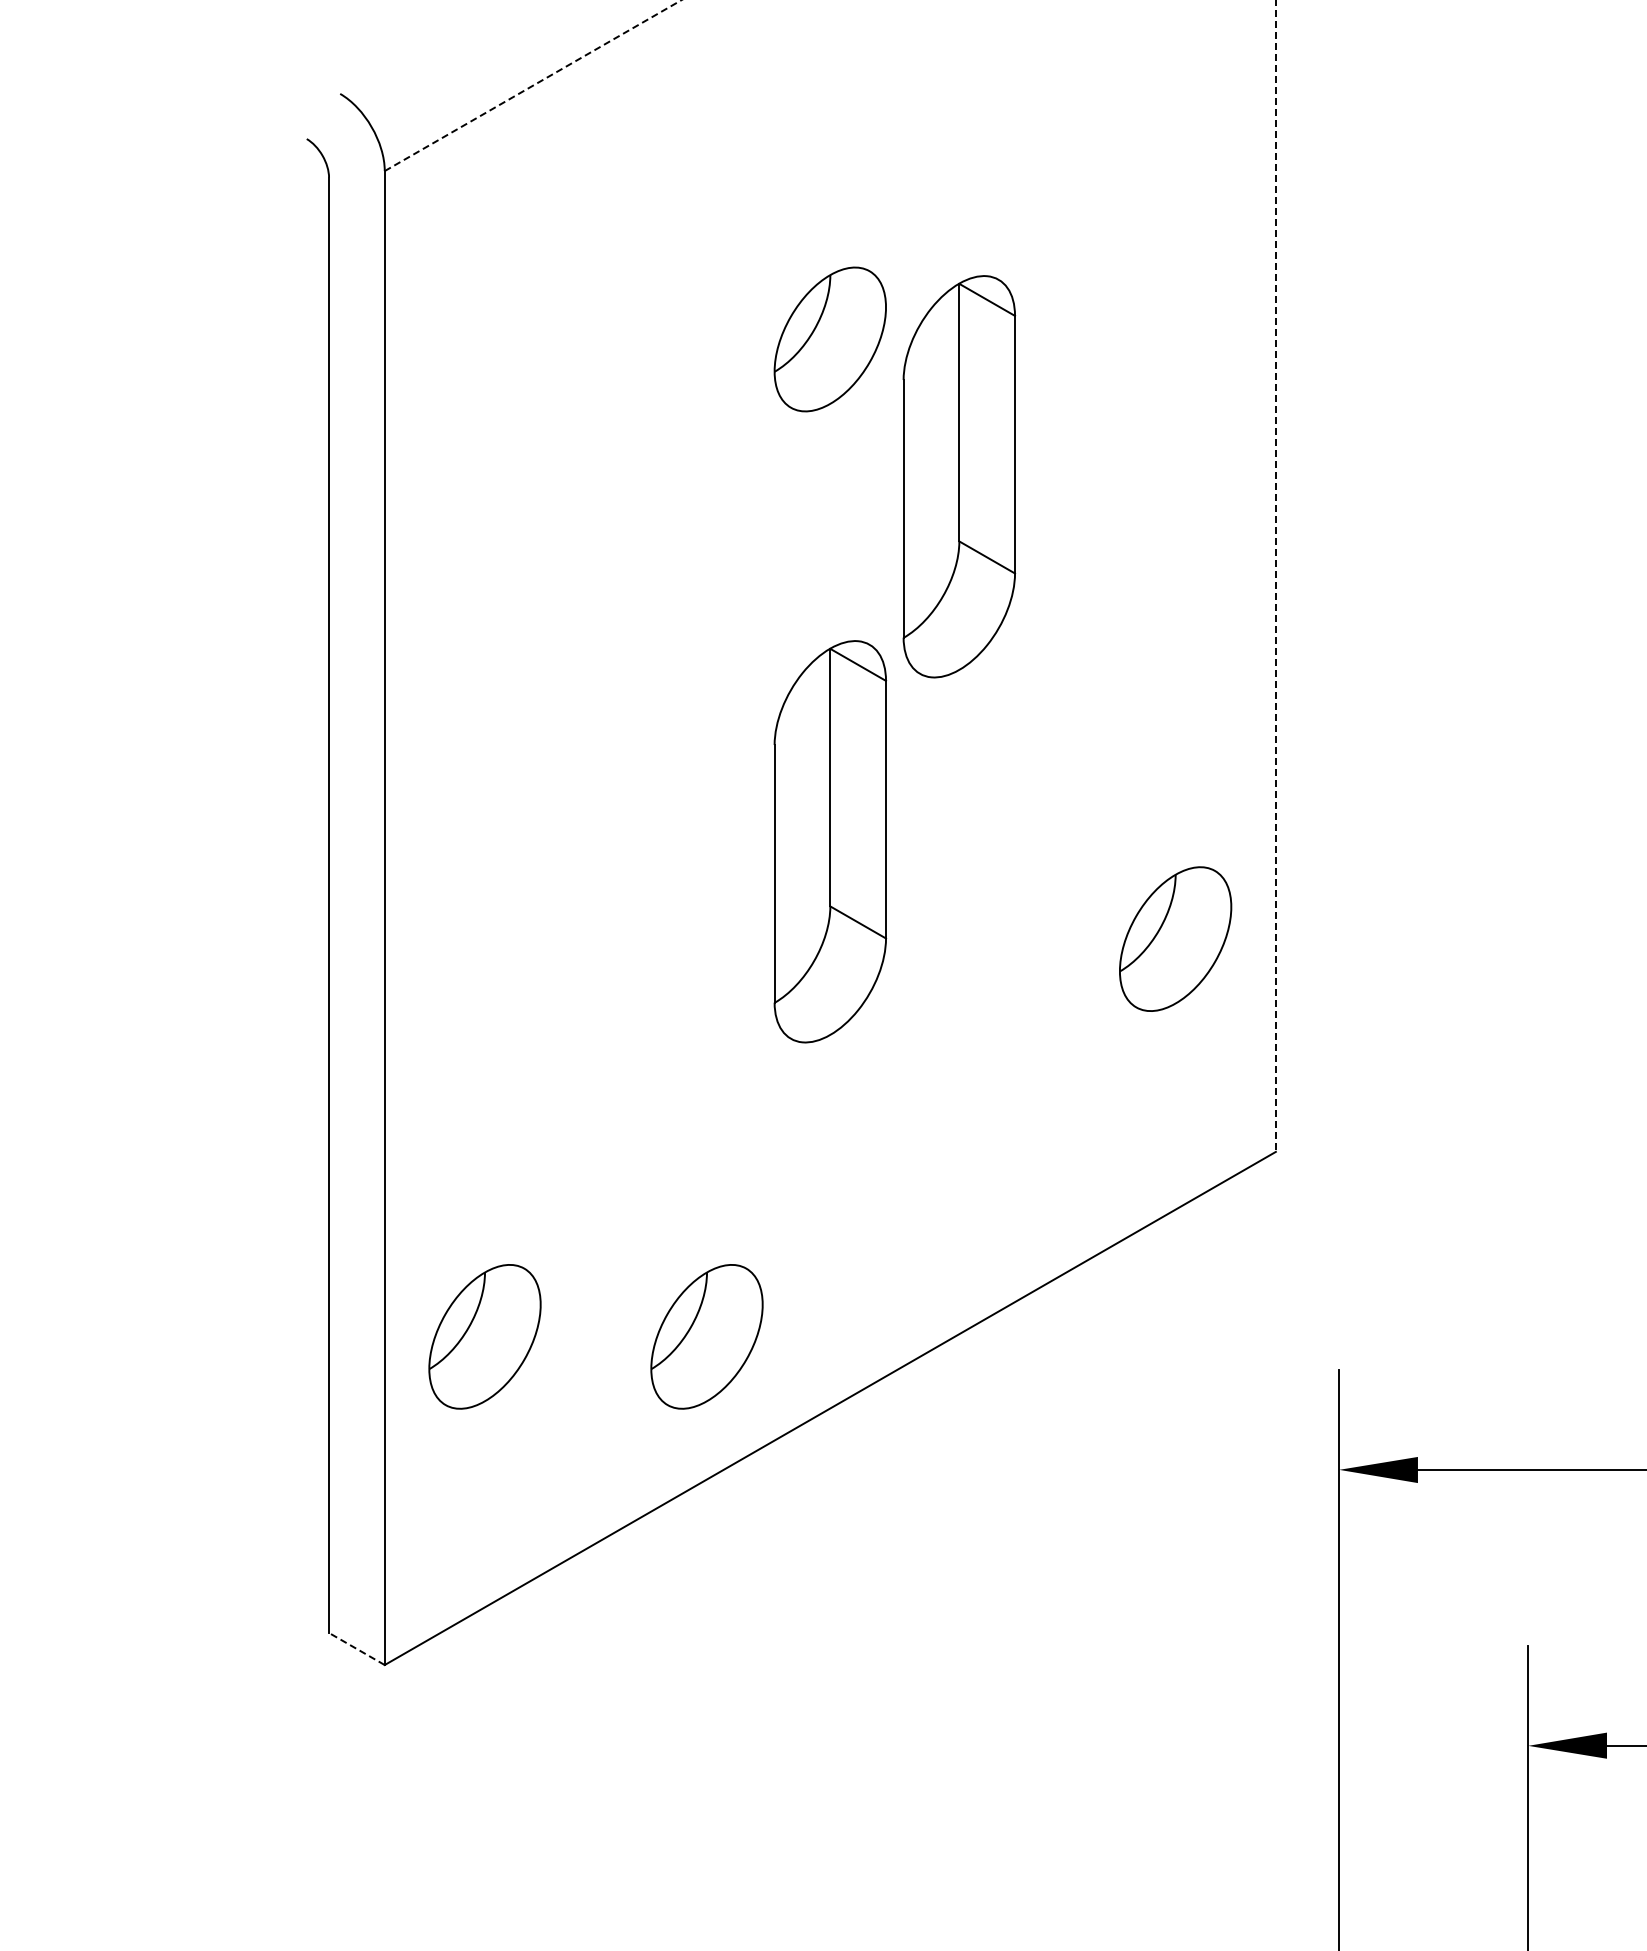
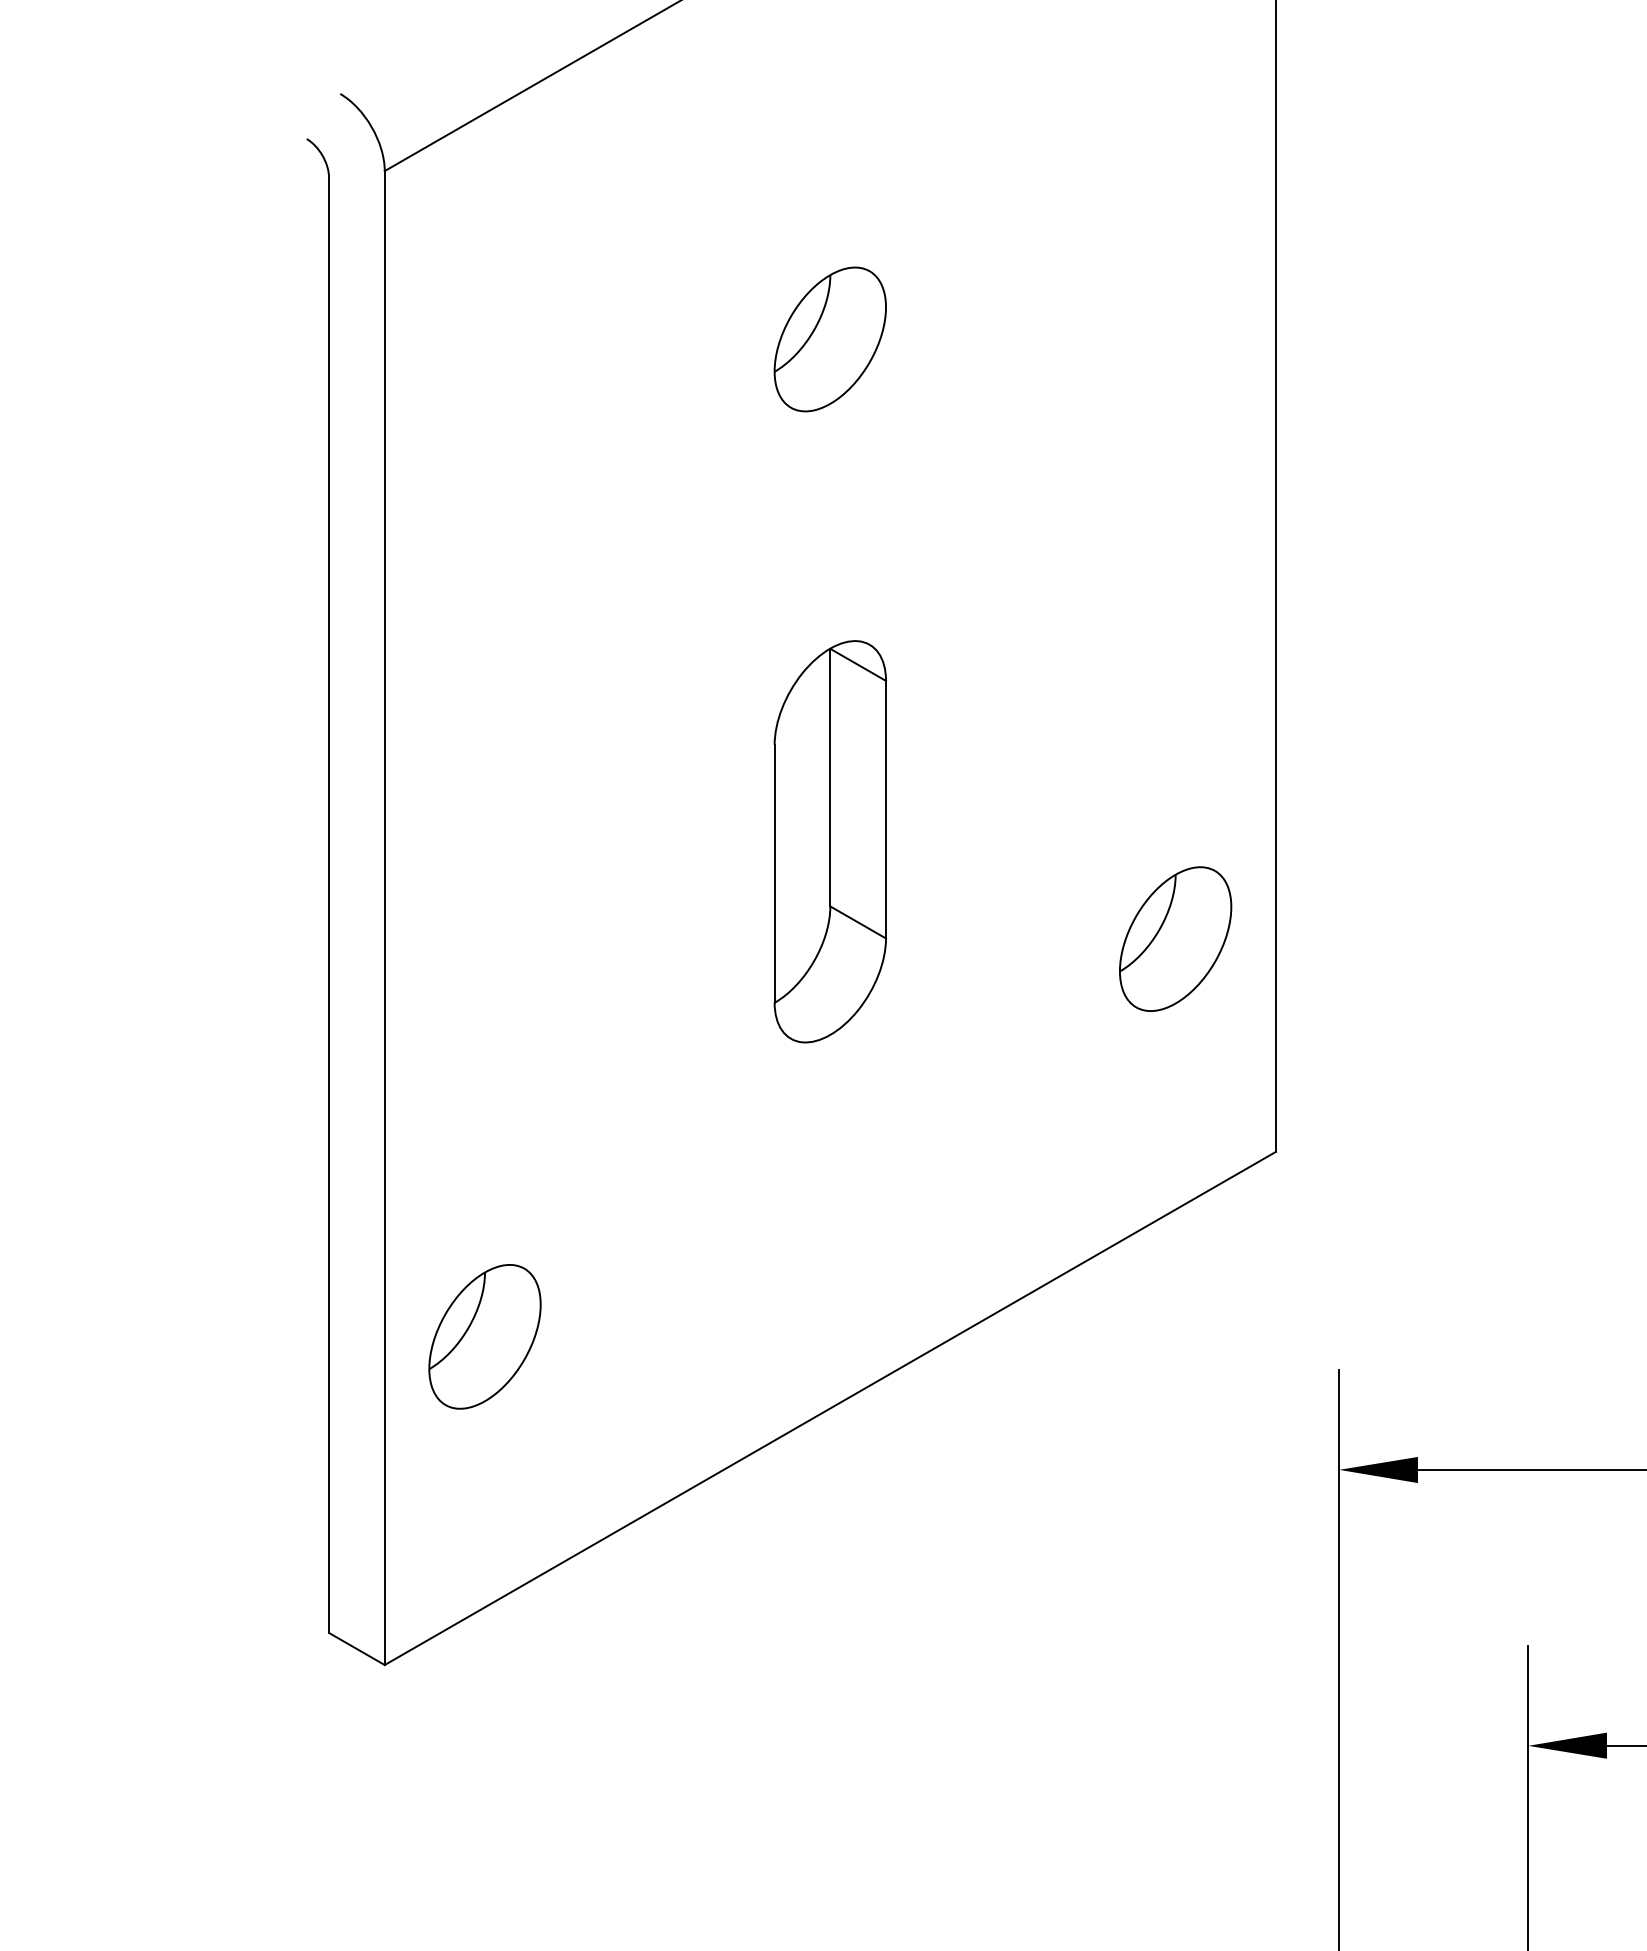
line: dashed -> solid (533, 85)
part: present -> none (959, 476)
line: dashed -> solid (1275, 576)
part: present -> none (706, 1336)
line: dashed -> solid (356, 1648)
